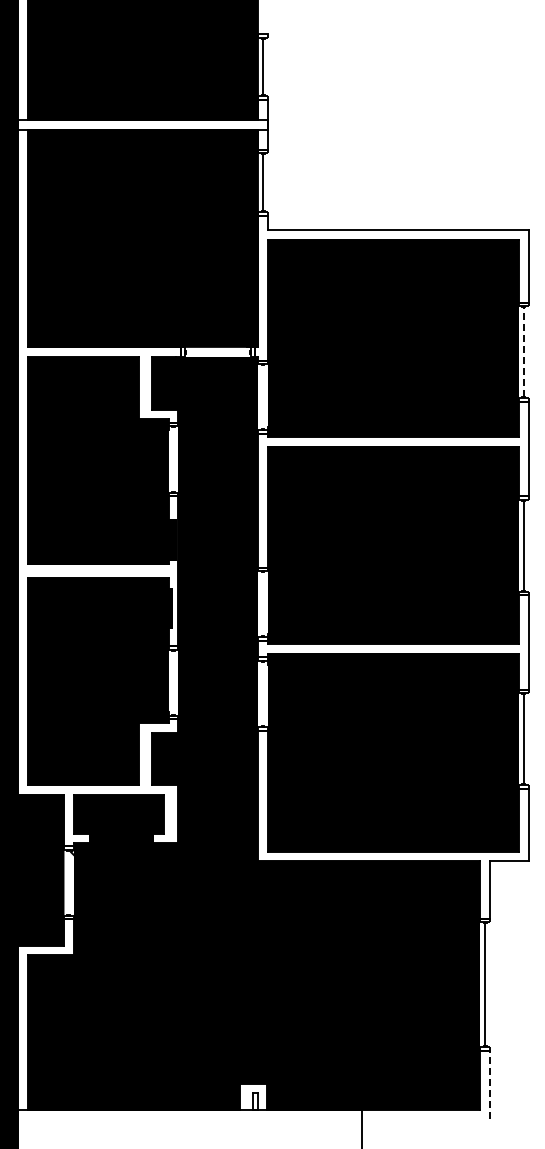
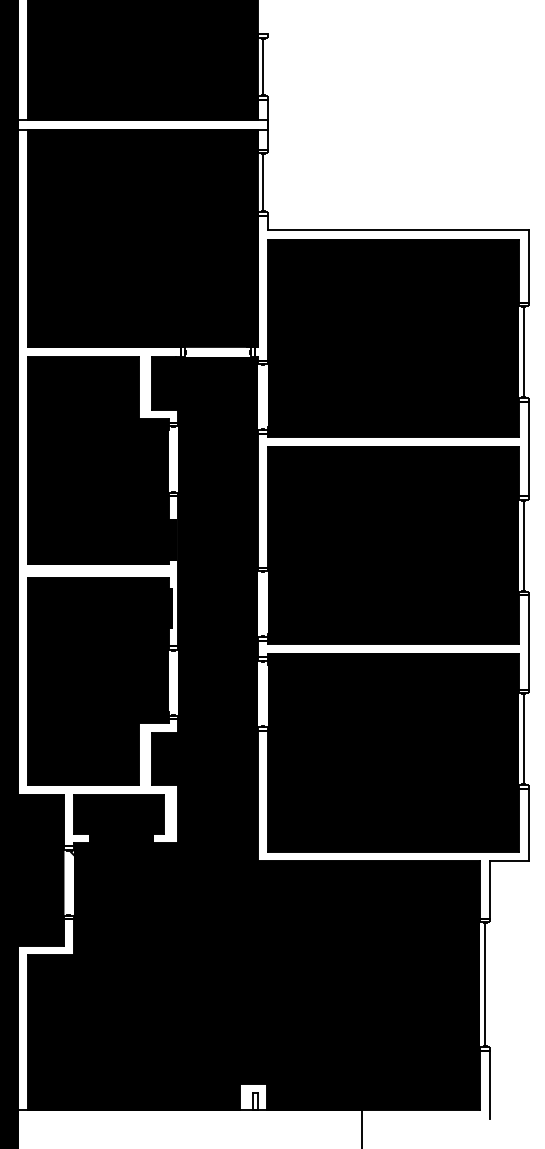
line: dashed -> solid (523, 352)
line: dashed -> solid (490, 1084)
